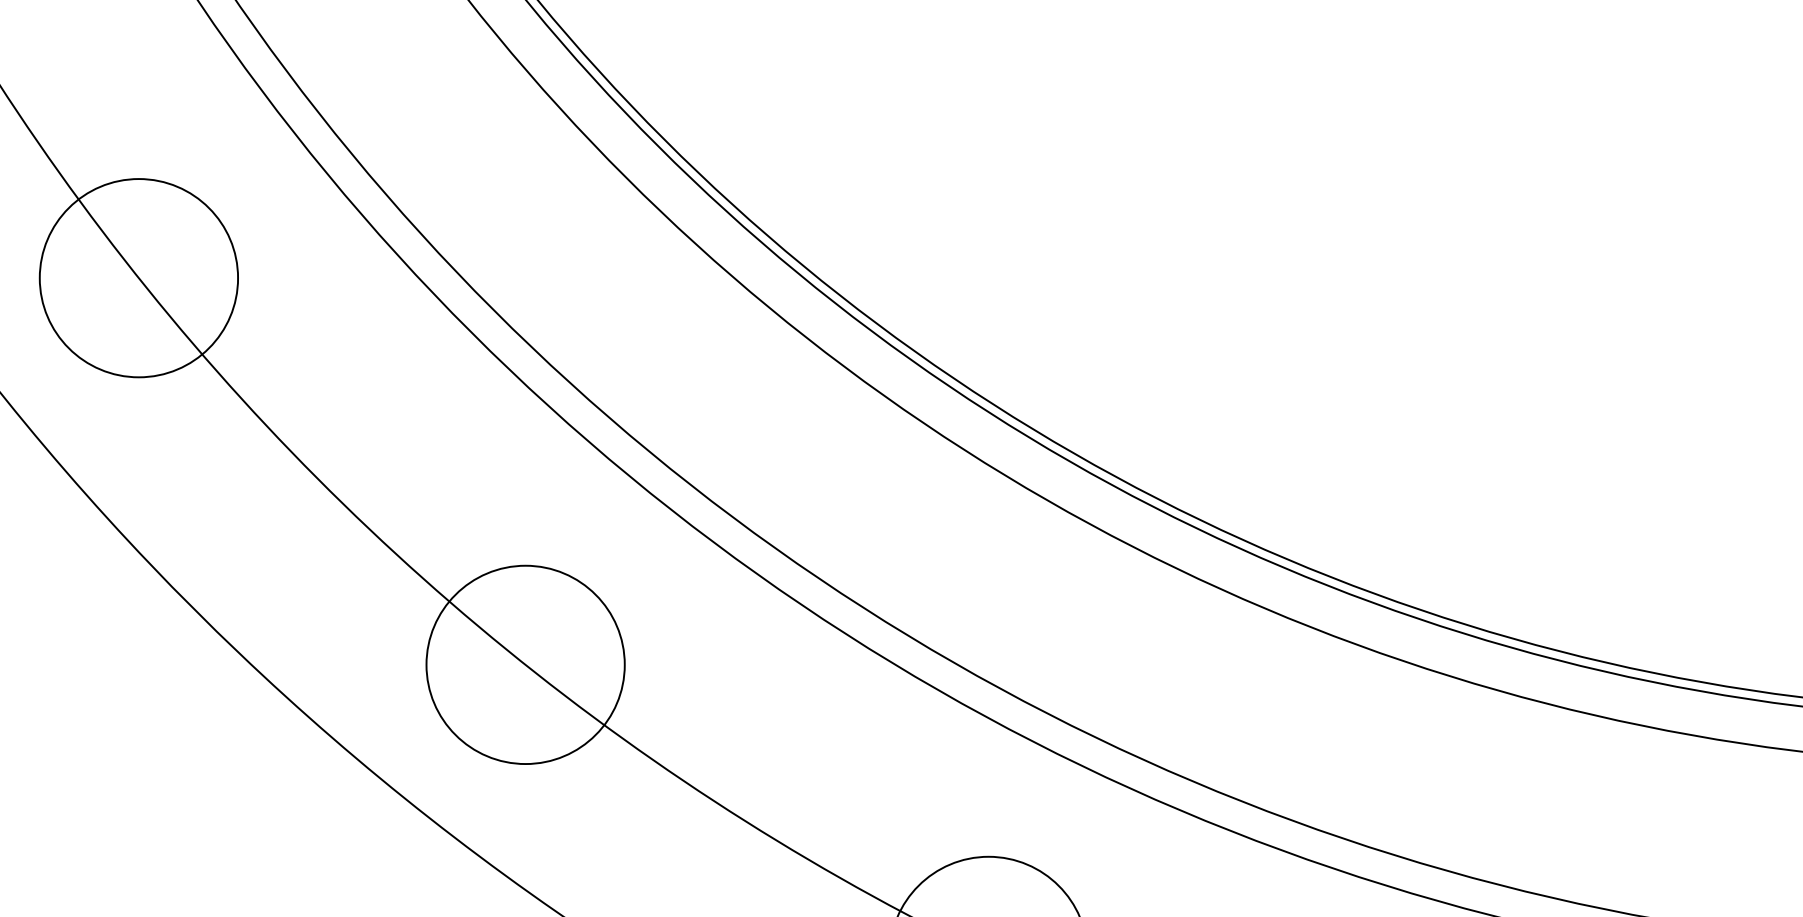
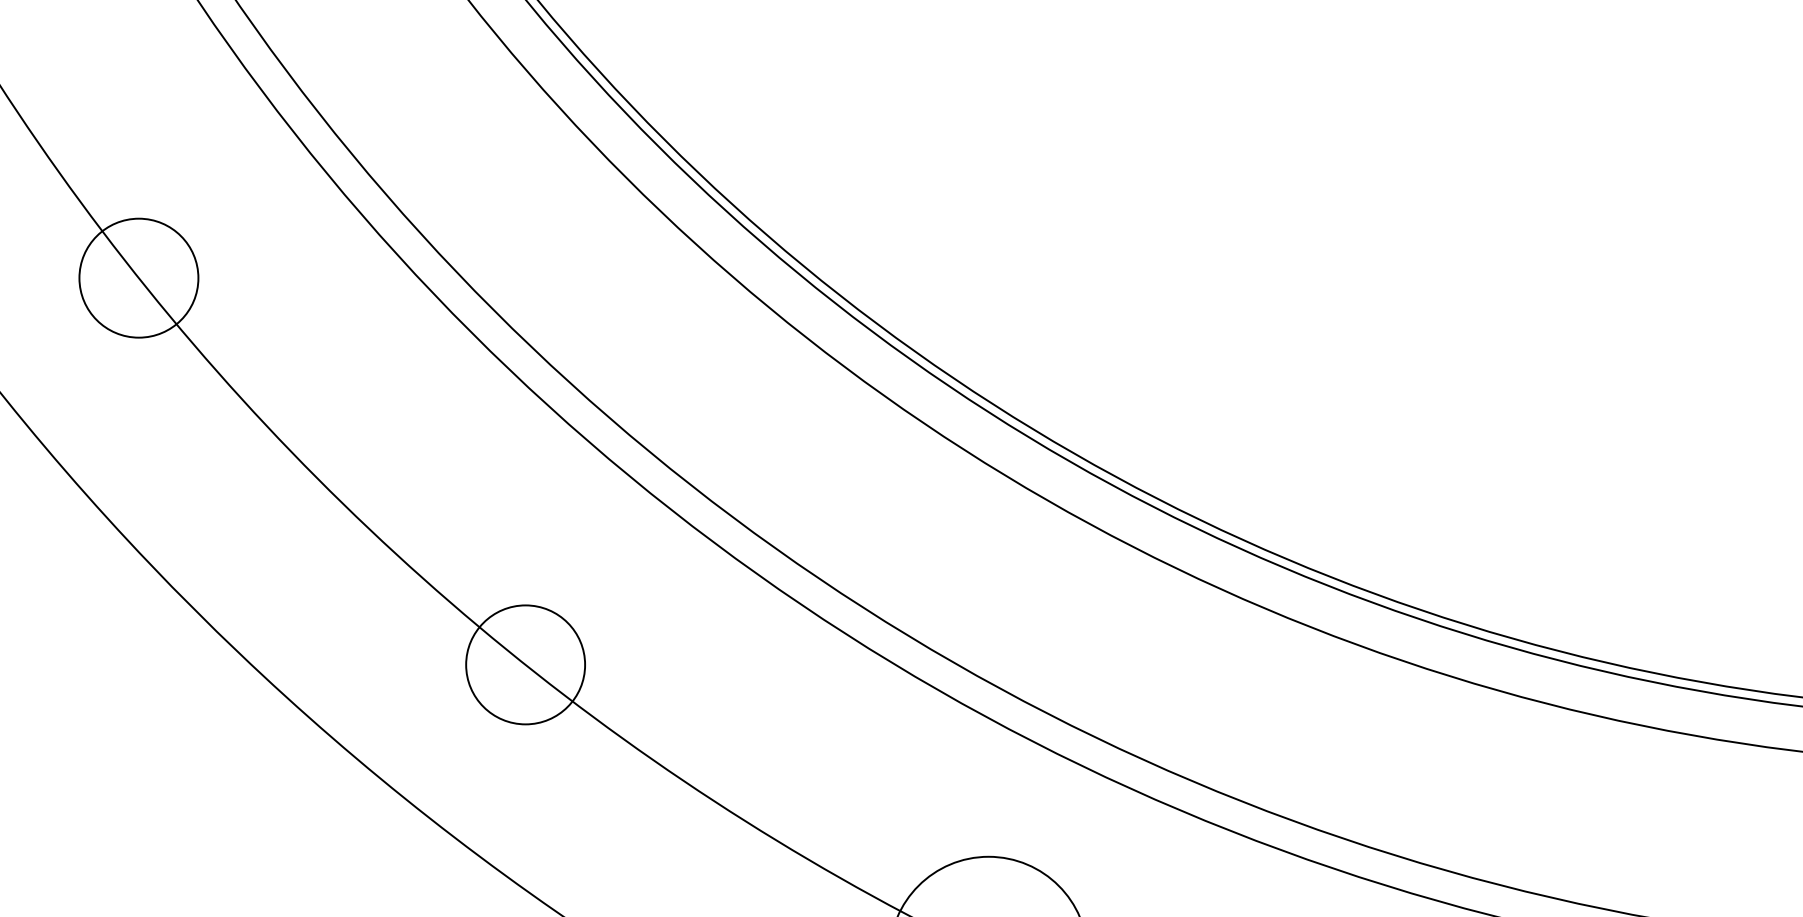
circle diameter: 198 px -> 119 px (138, 277)
circle diameter: 198 px -> 119 px (525, 664)
